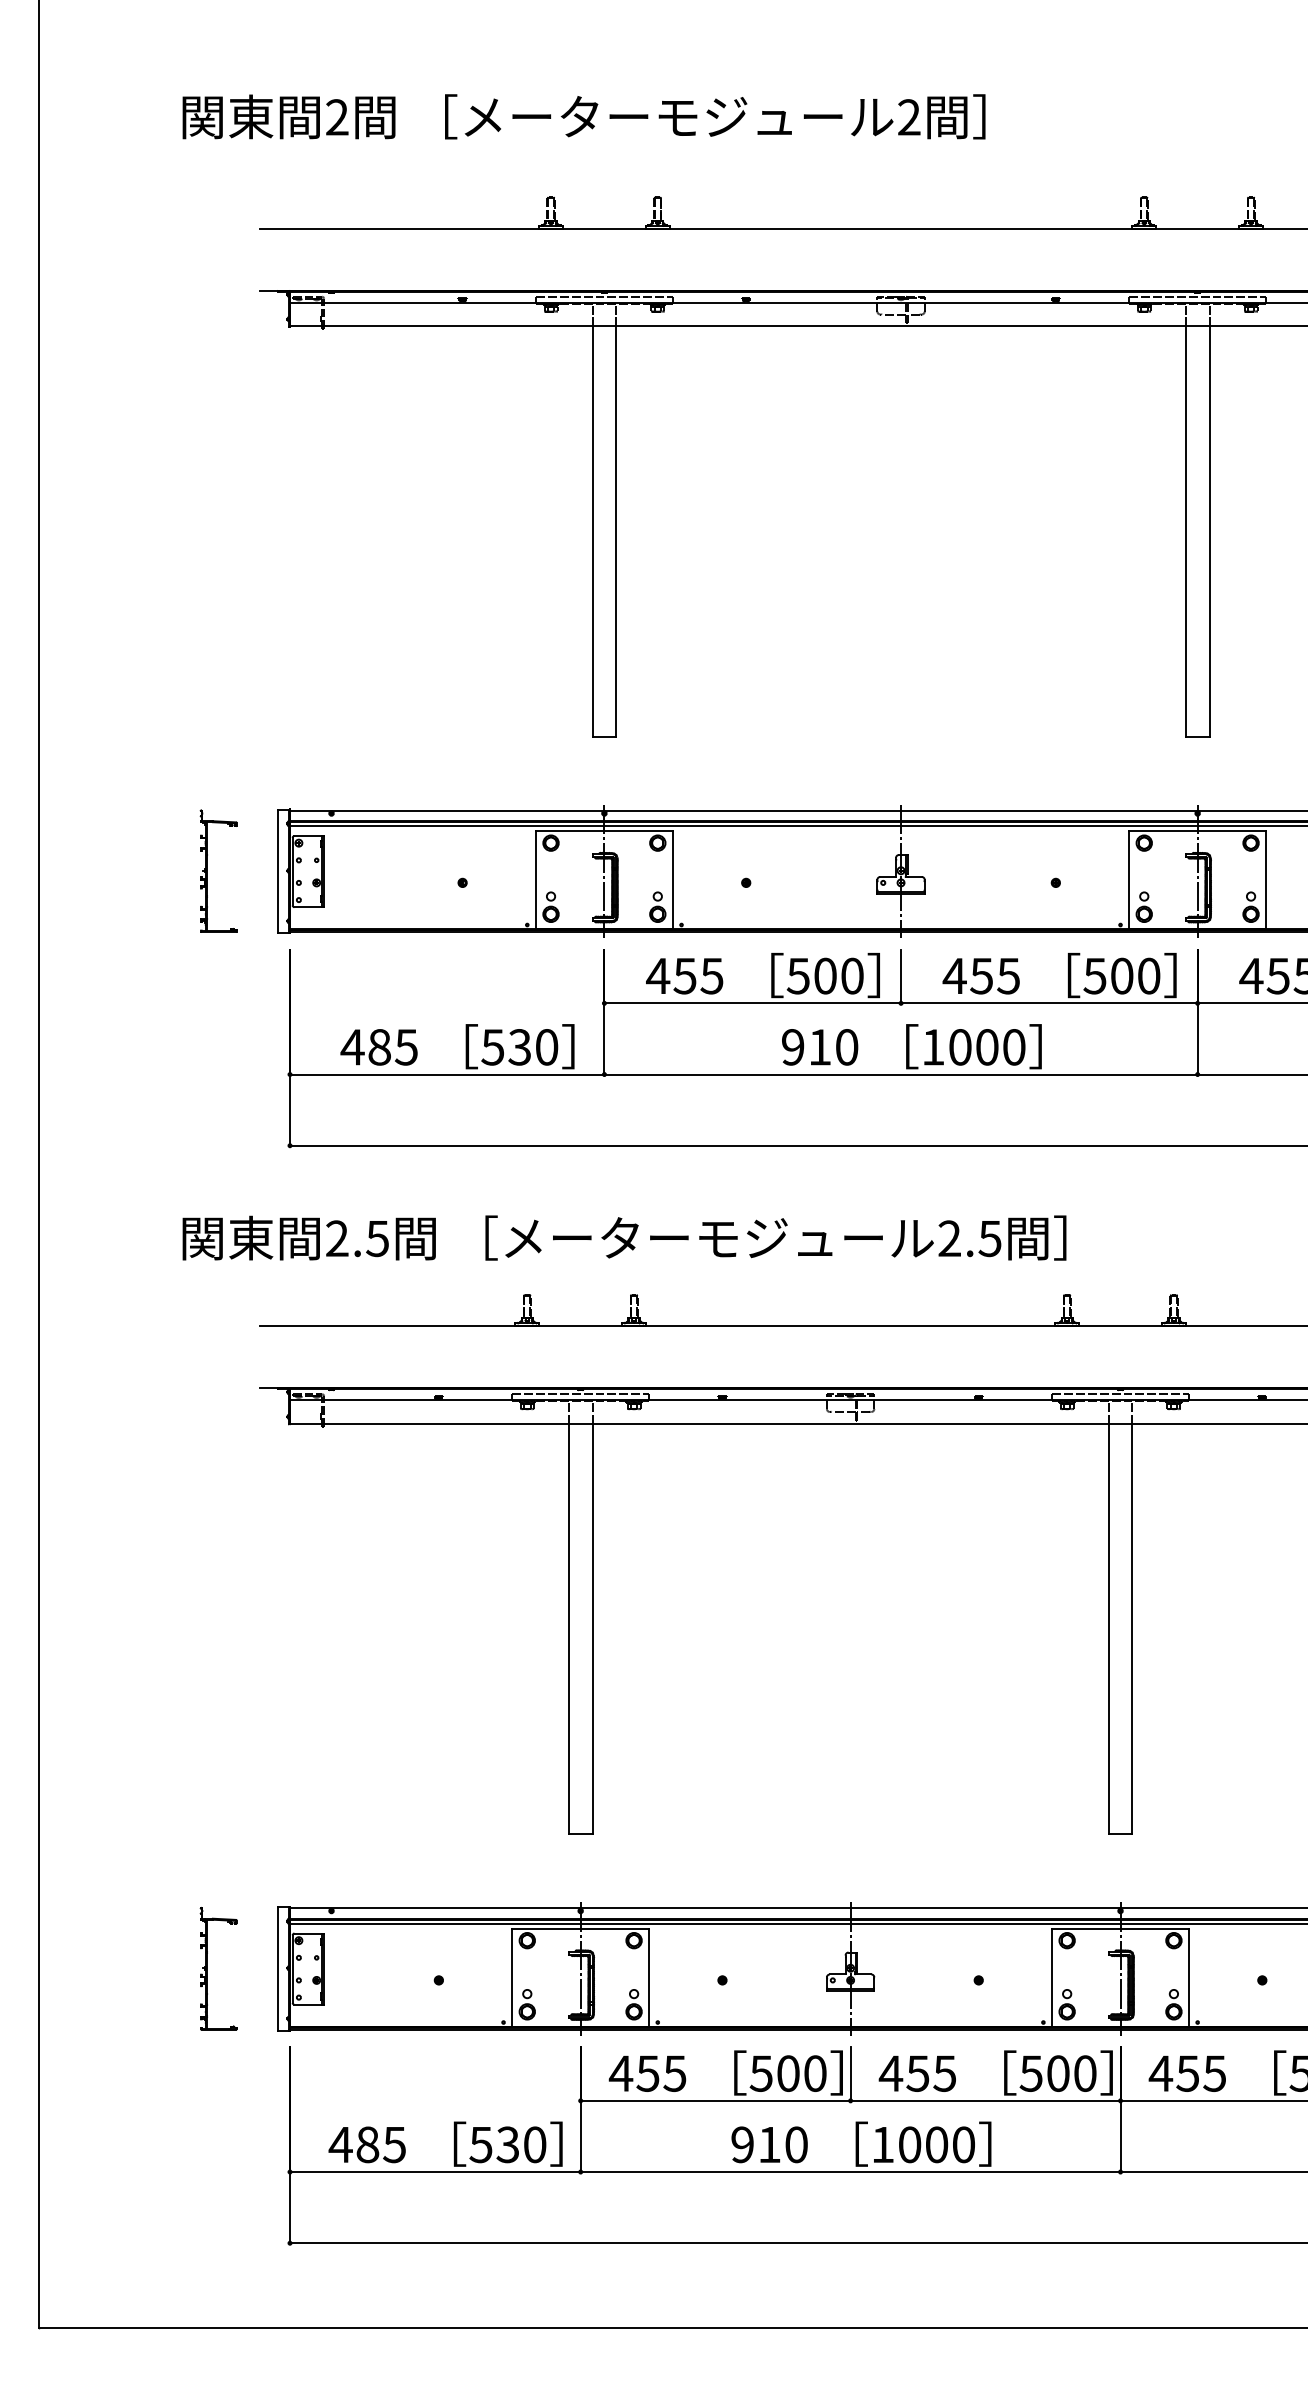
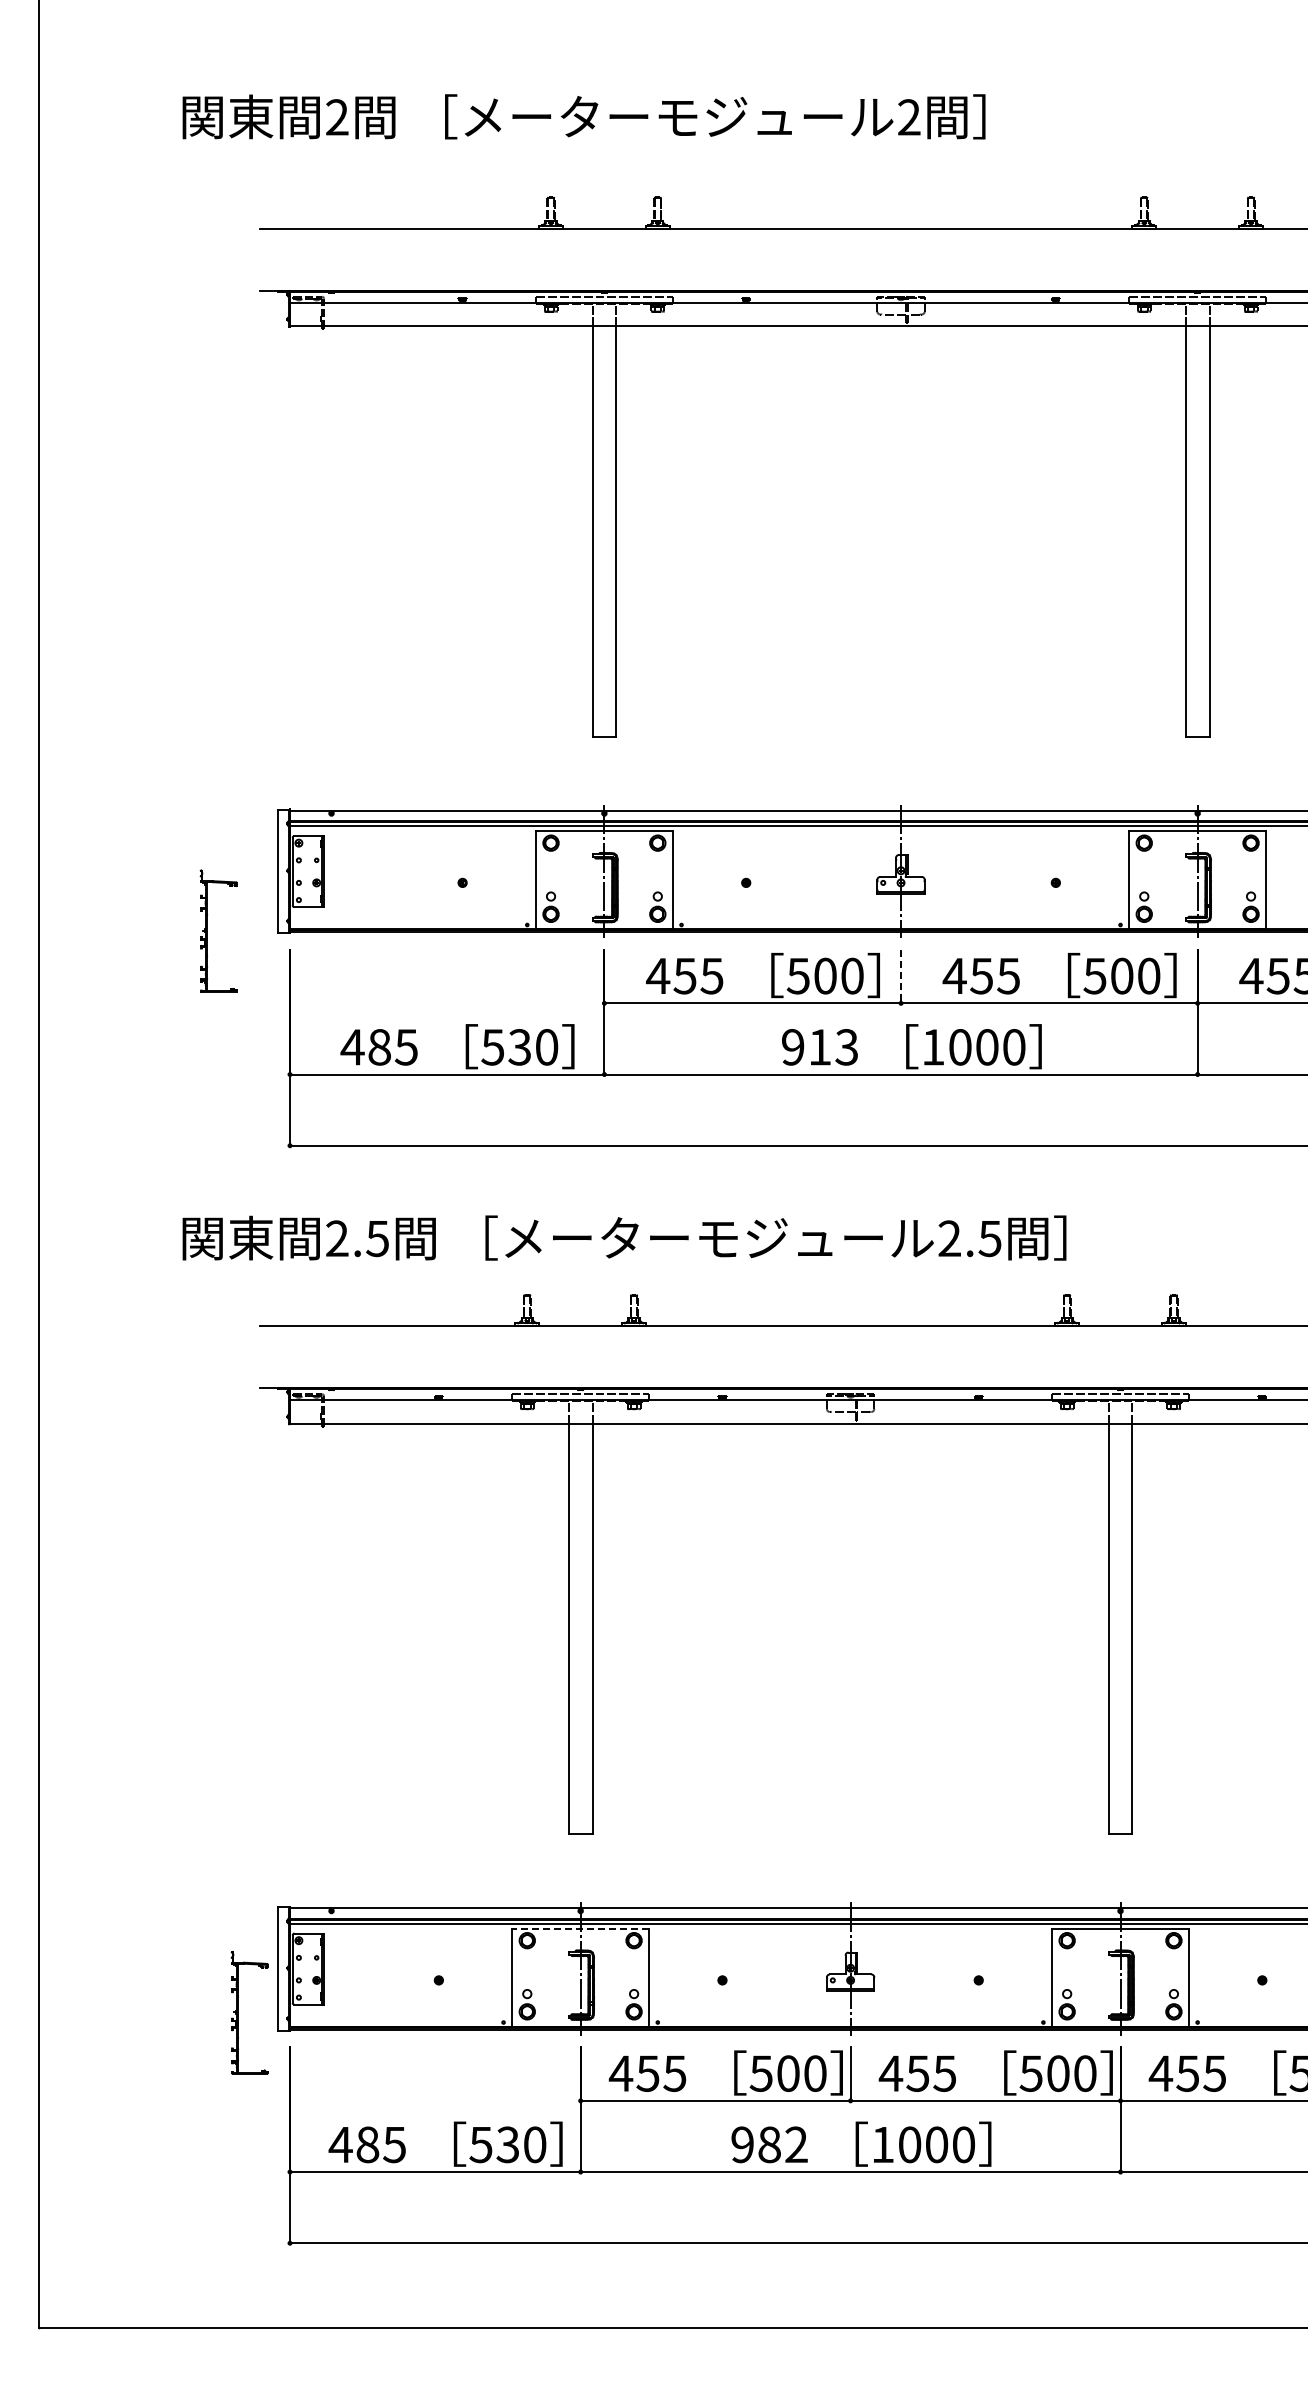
part position: (207, 870) -> (207, 930) (207, 930)
line: solid -> dashed (901, 976)
text: 910 -> 913 (846, 1047)
line: solid -> dashed (580, 1928)
part position: (207, 1968) -> (238, 2012) (238, 2012)
text: 910 -> 982 (782, 2144)
